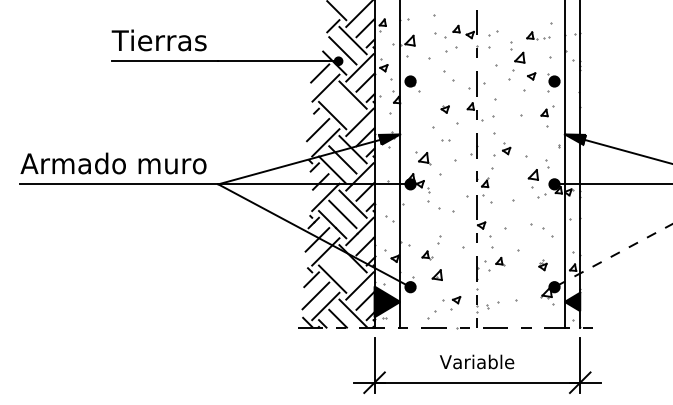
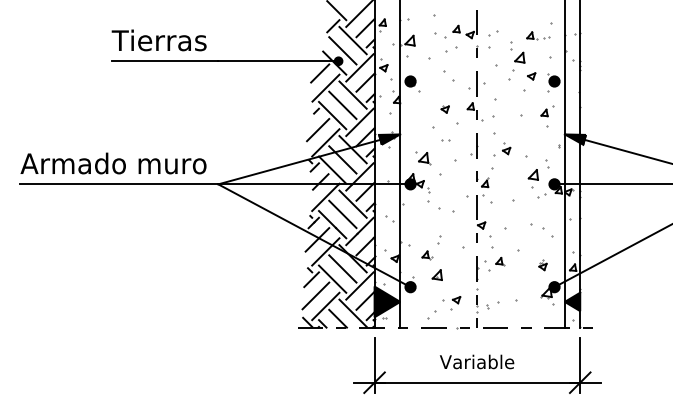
line: none -> present (342, 104)
line: dashed -> solid (613, 255)
line: none -> present (342, 268)
